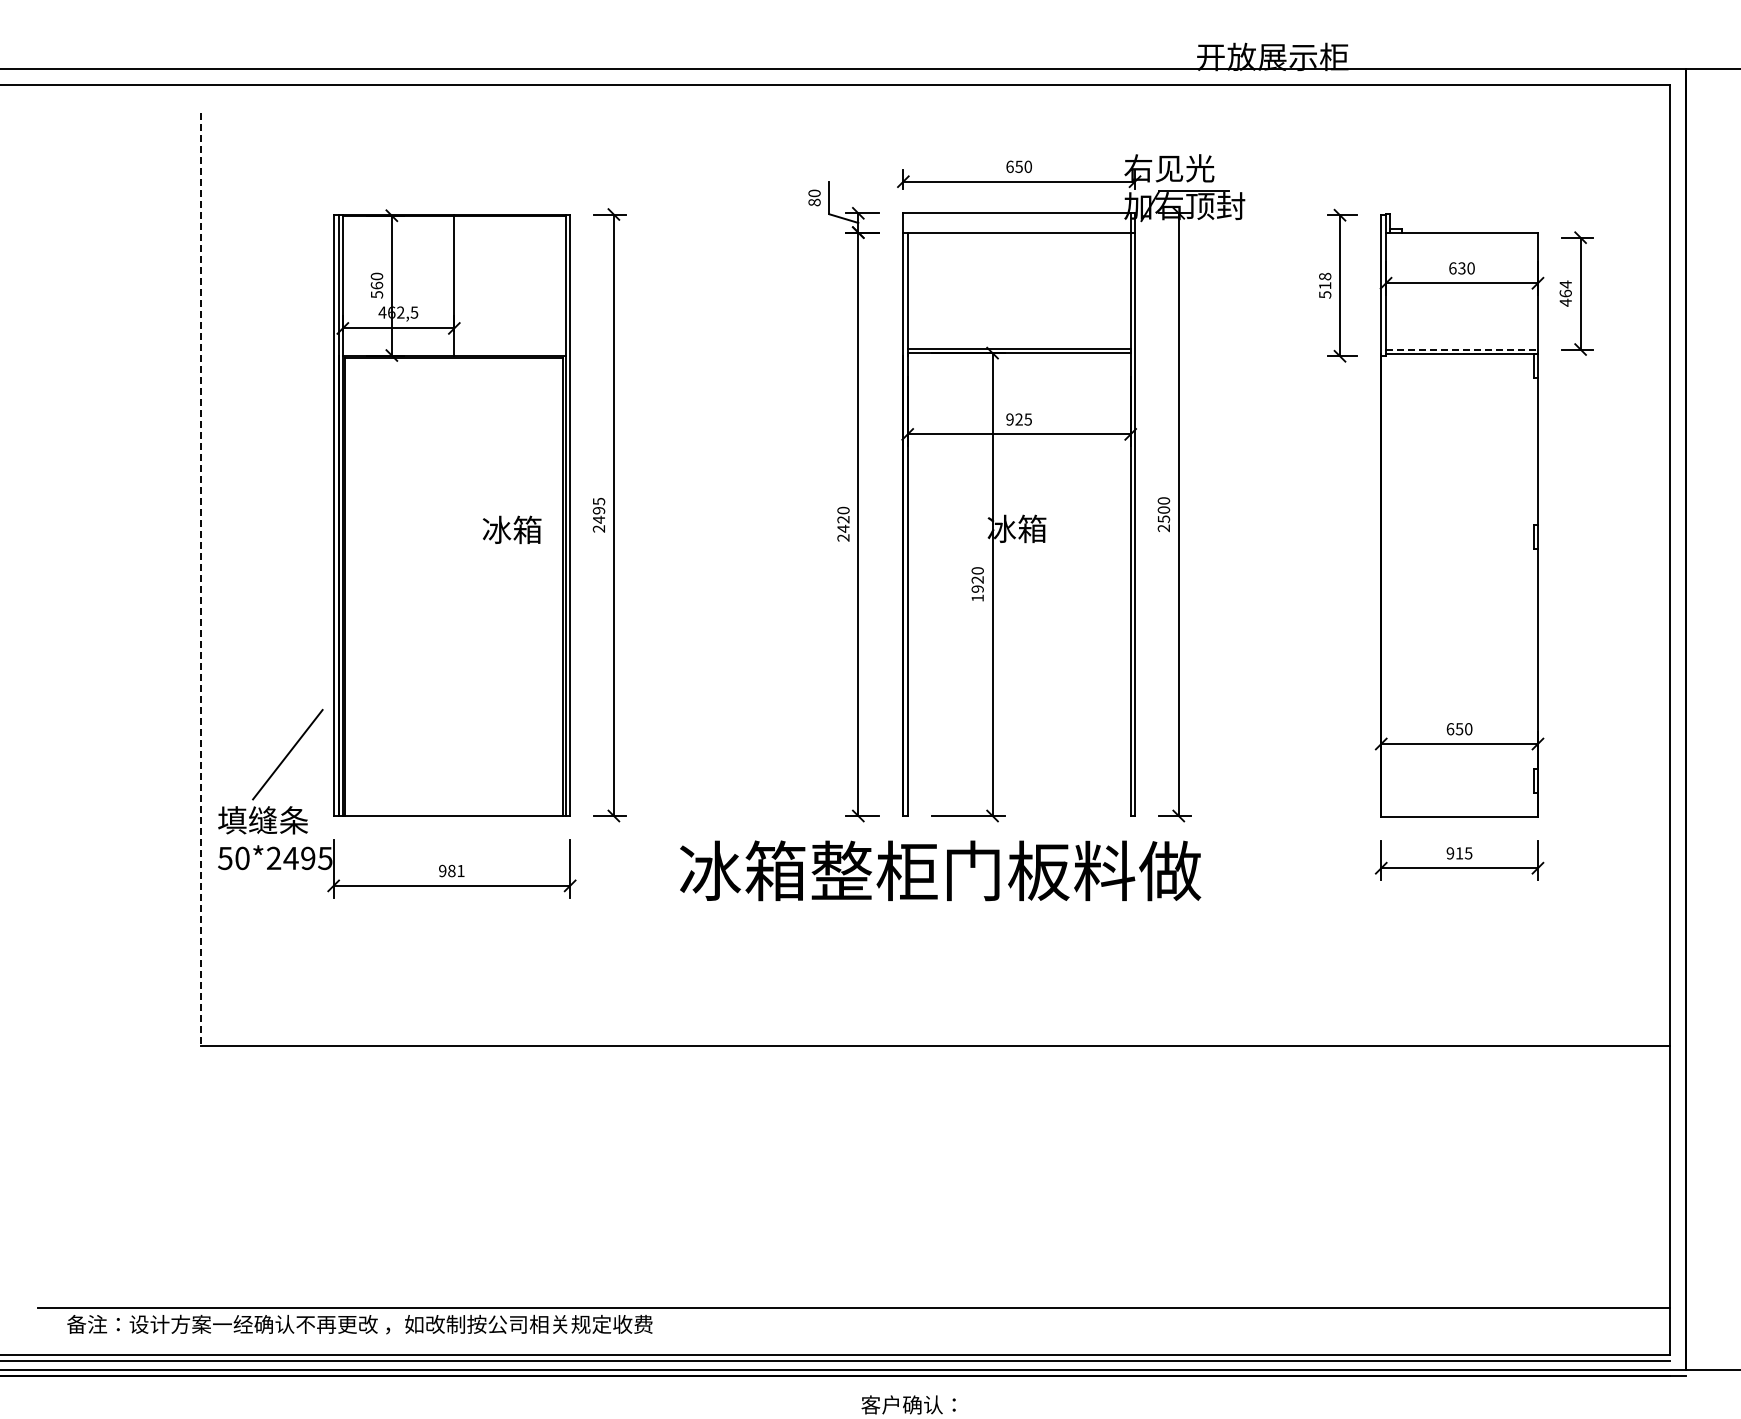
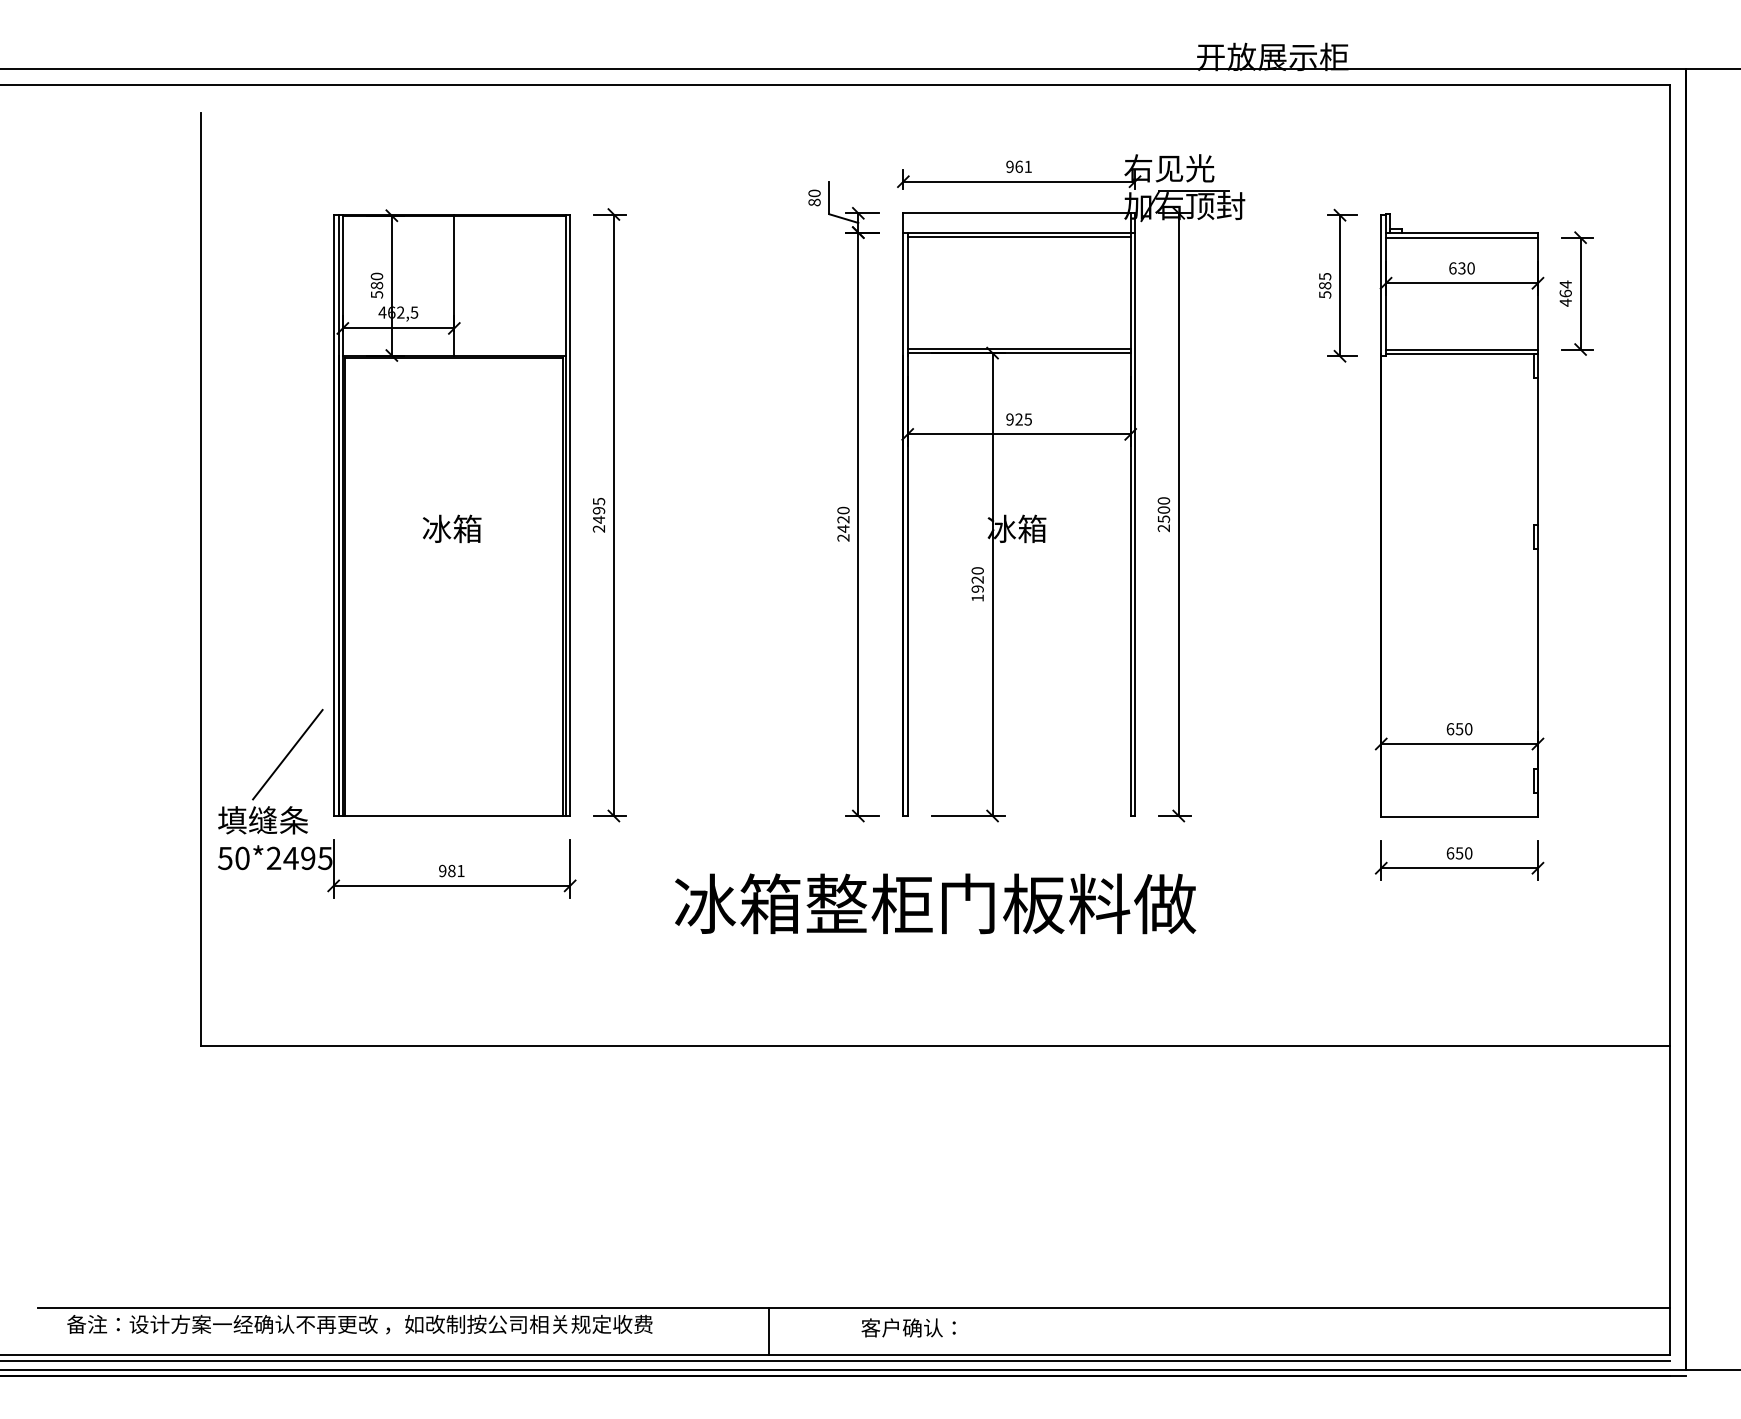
text: 650 -> 961 (1018, 166)
line: none -> present (1018, 236)
line: none -> present (1461, 237)
text: 518 -> 585 (1325, 280)
text: 560 -> 580 (376, 285)
line: dashed -> solid (1462, 349)
text position: (512, 529) -> (452, 528) (452, 528)
line: dashed -> solid (201, 579)
text: 915 -> 650 (1459, 853)
text position: (940, 870) -> (935, 903) (935, 903)
line: none -> present (768, 1331)
text position: (908, 1404) -> (908, 1327) (908, 1327)
